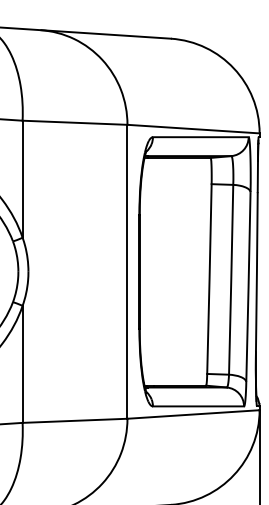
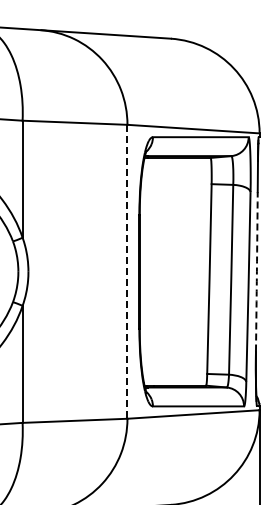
line: solid -> dashed (127, 271)
arc: solid -> dashed (256, 271)
